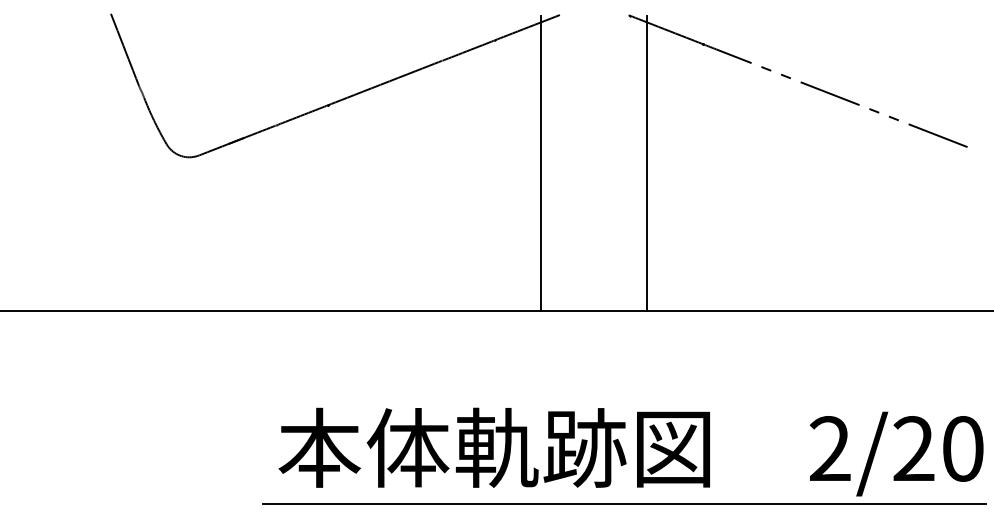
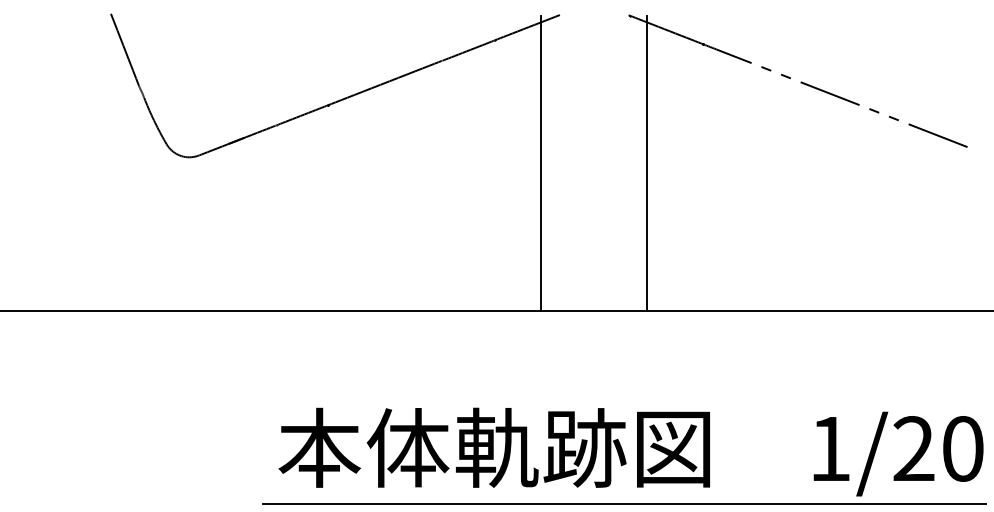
text: 2/20 -> 1/20 (829, 448)
